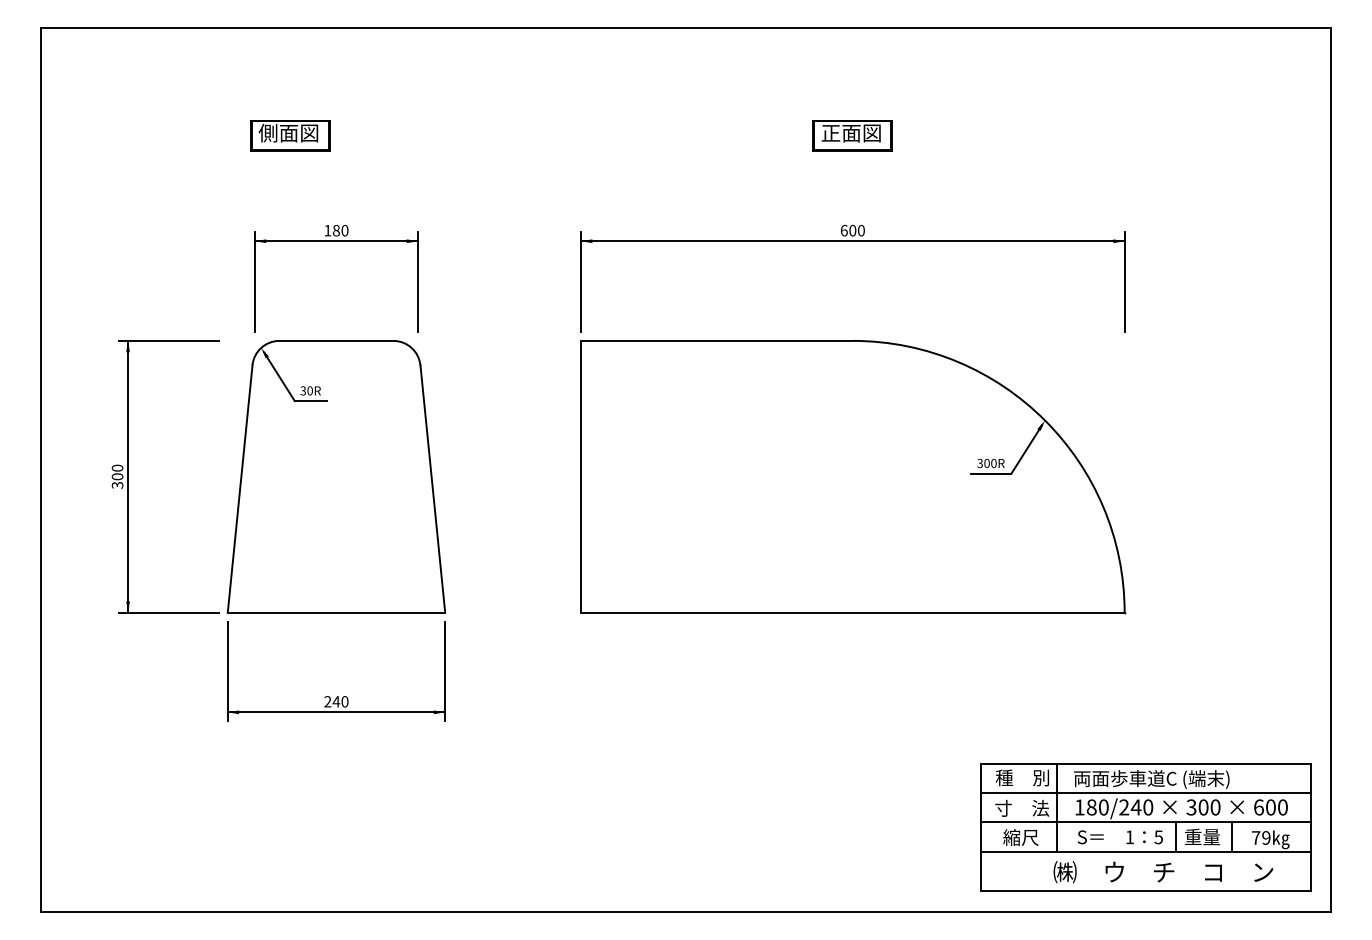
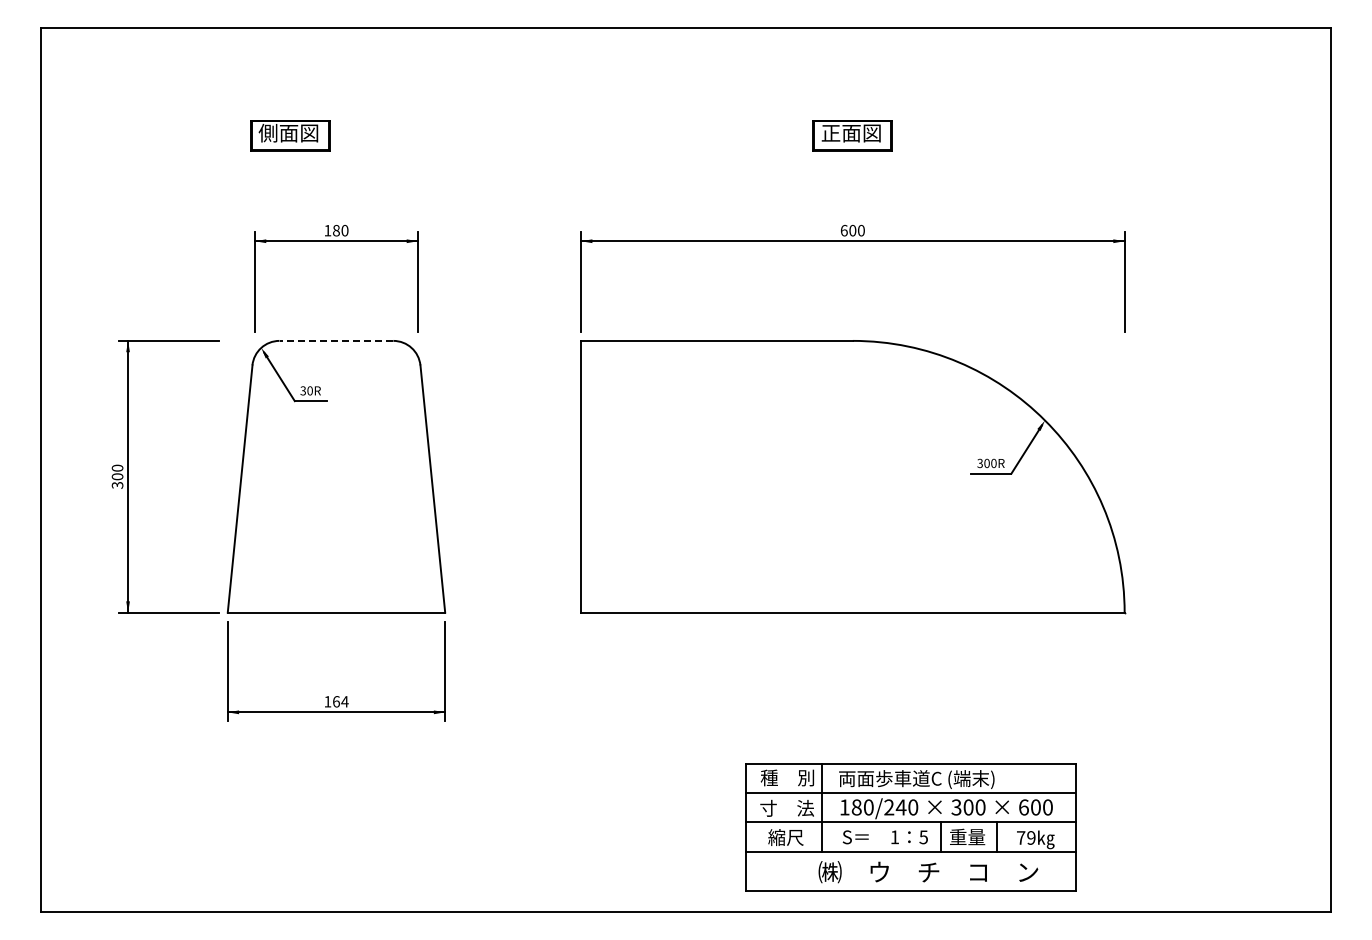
line: solid -> dashed (336, 340)
text: 240 -> 164 (336, 701)
part position: (1145, 827) -> (910, 827) (910, 827)
